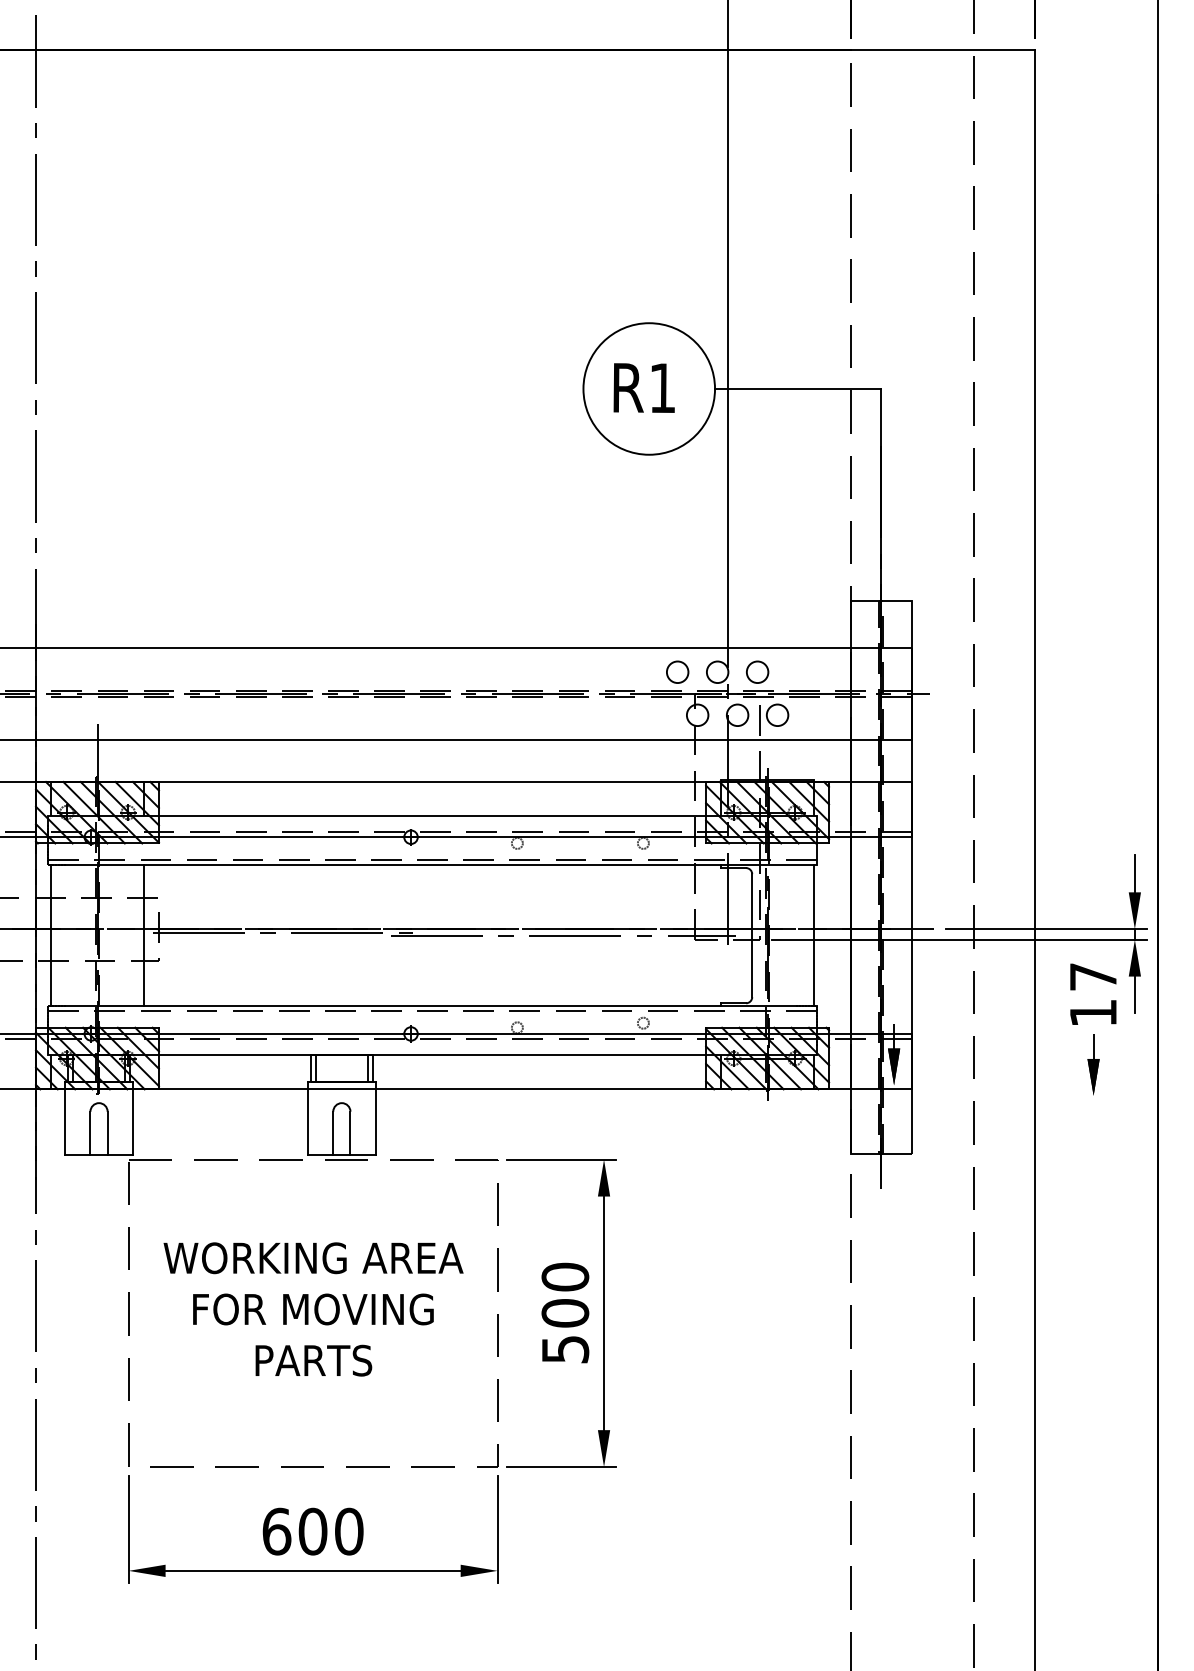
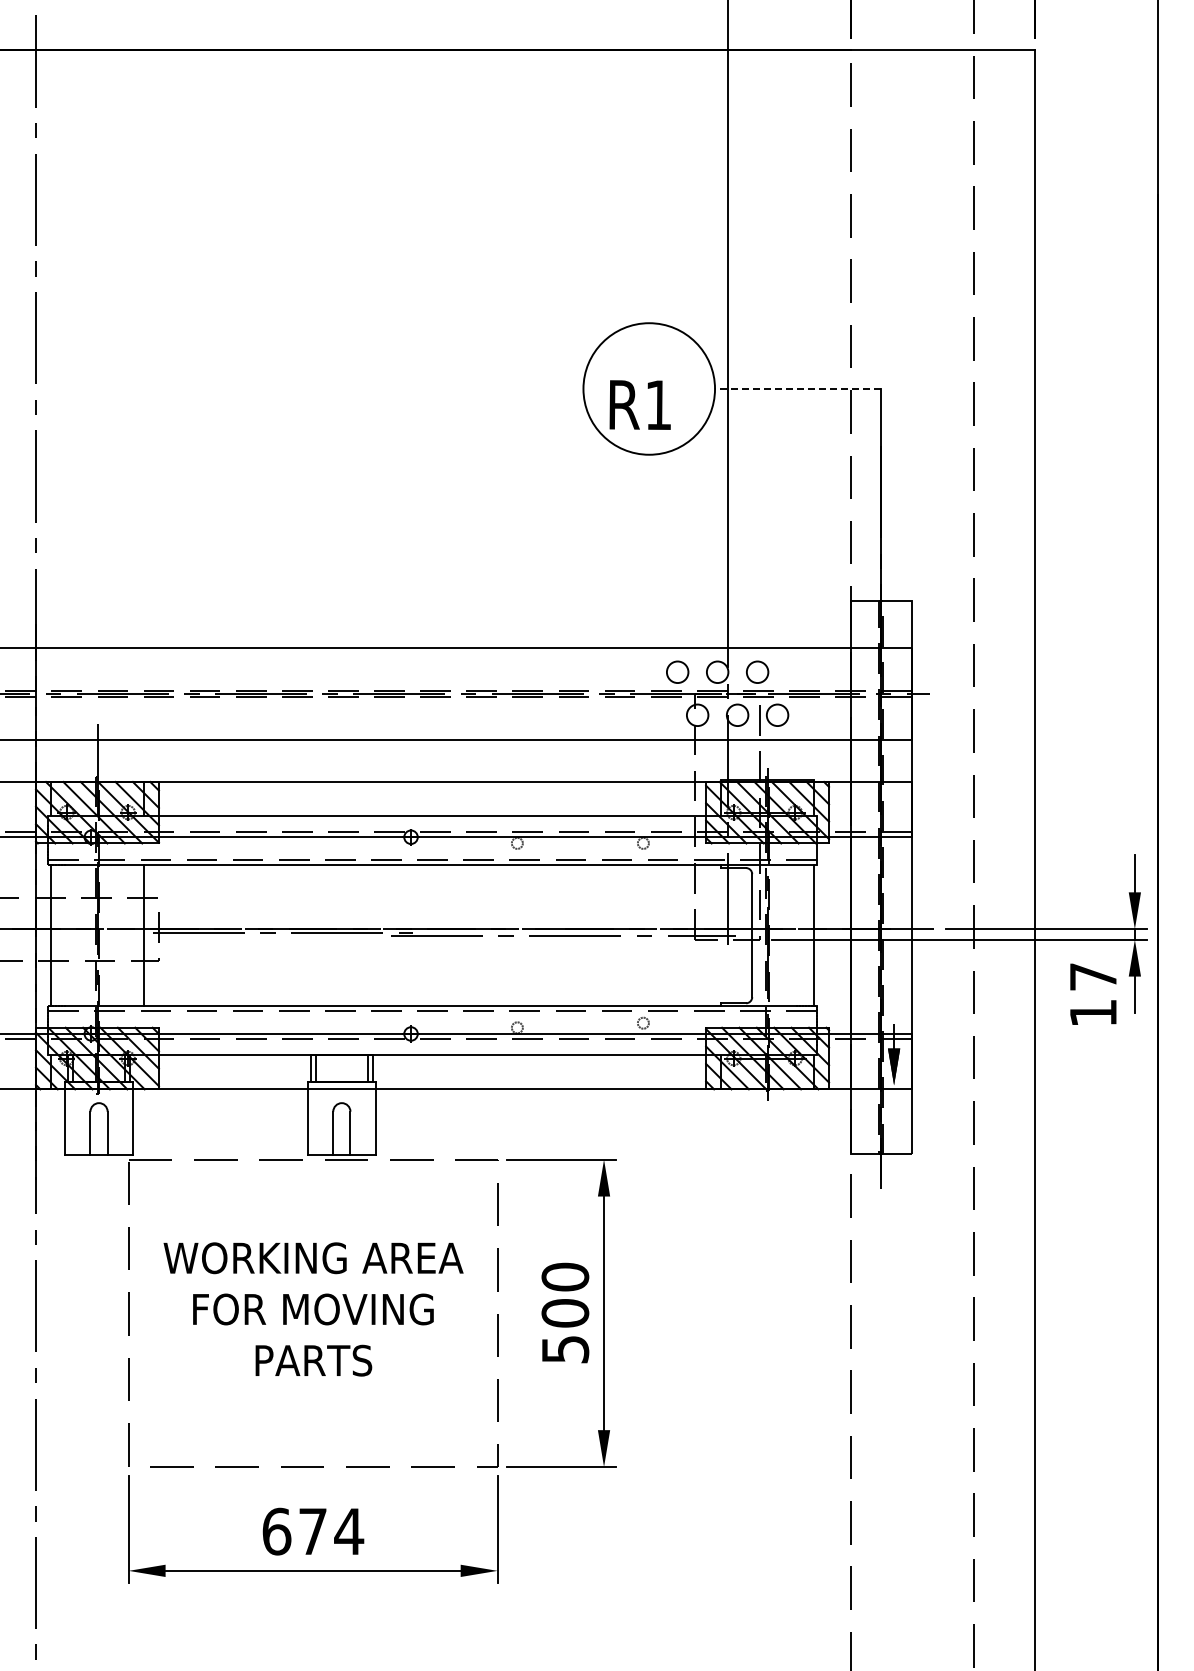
text position: (643, 387) -> (639, 404) (639, 404)
line: solid -> dashed (797, 388)
part: present -> none (1093, 1064)
text: 600 -> 674 (331, 1531)
